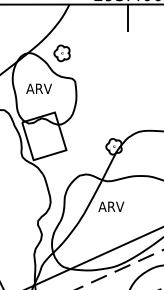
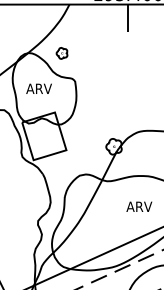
part size: 18x19 px -> 14x13 px (61, 53)
text position: (111, 206) -> (139, 206) (139, 206)
